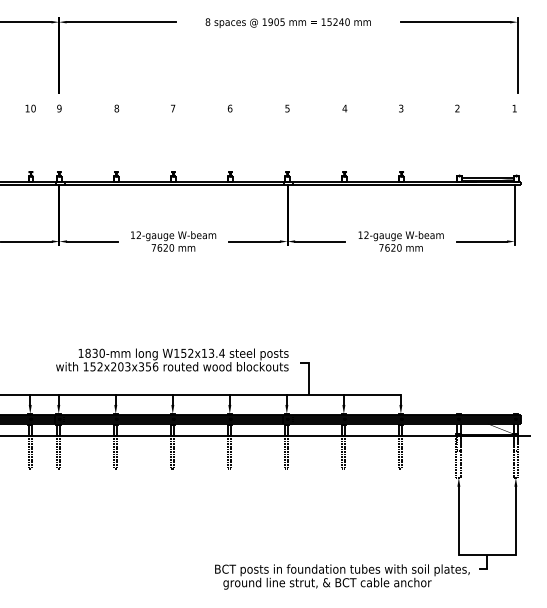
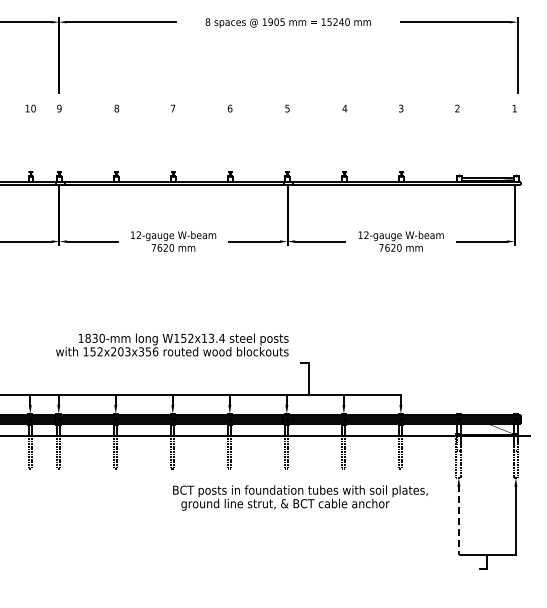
text position: (172, 359) -> (172, 344) (172, 344)
line: solid -> dashed (458, 519)
text position: (342, 576) -> (300, 497) (300, 497)
